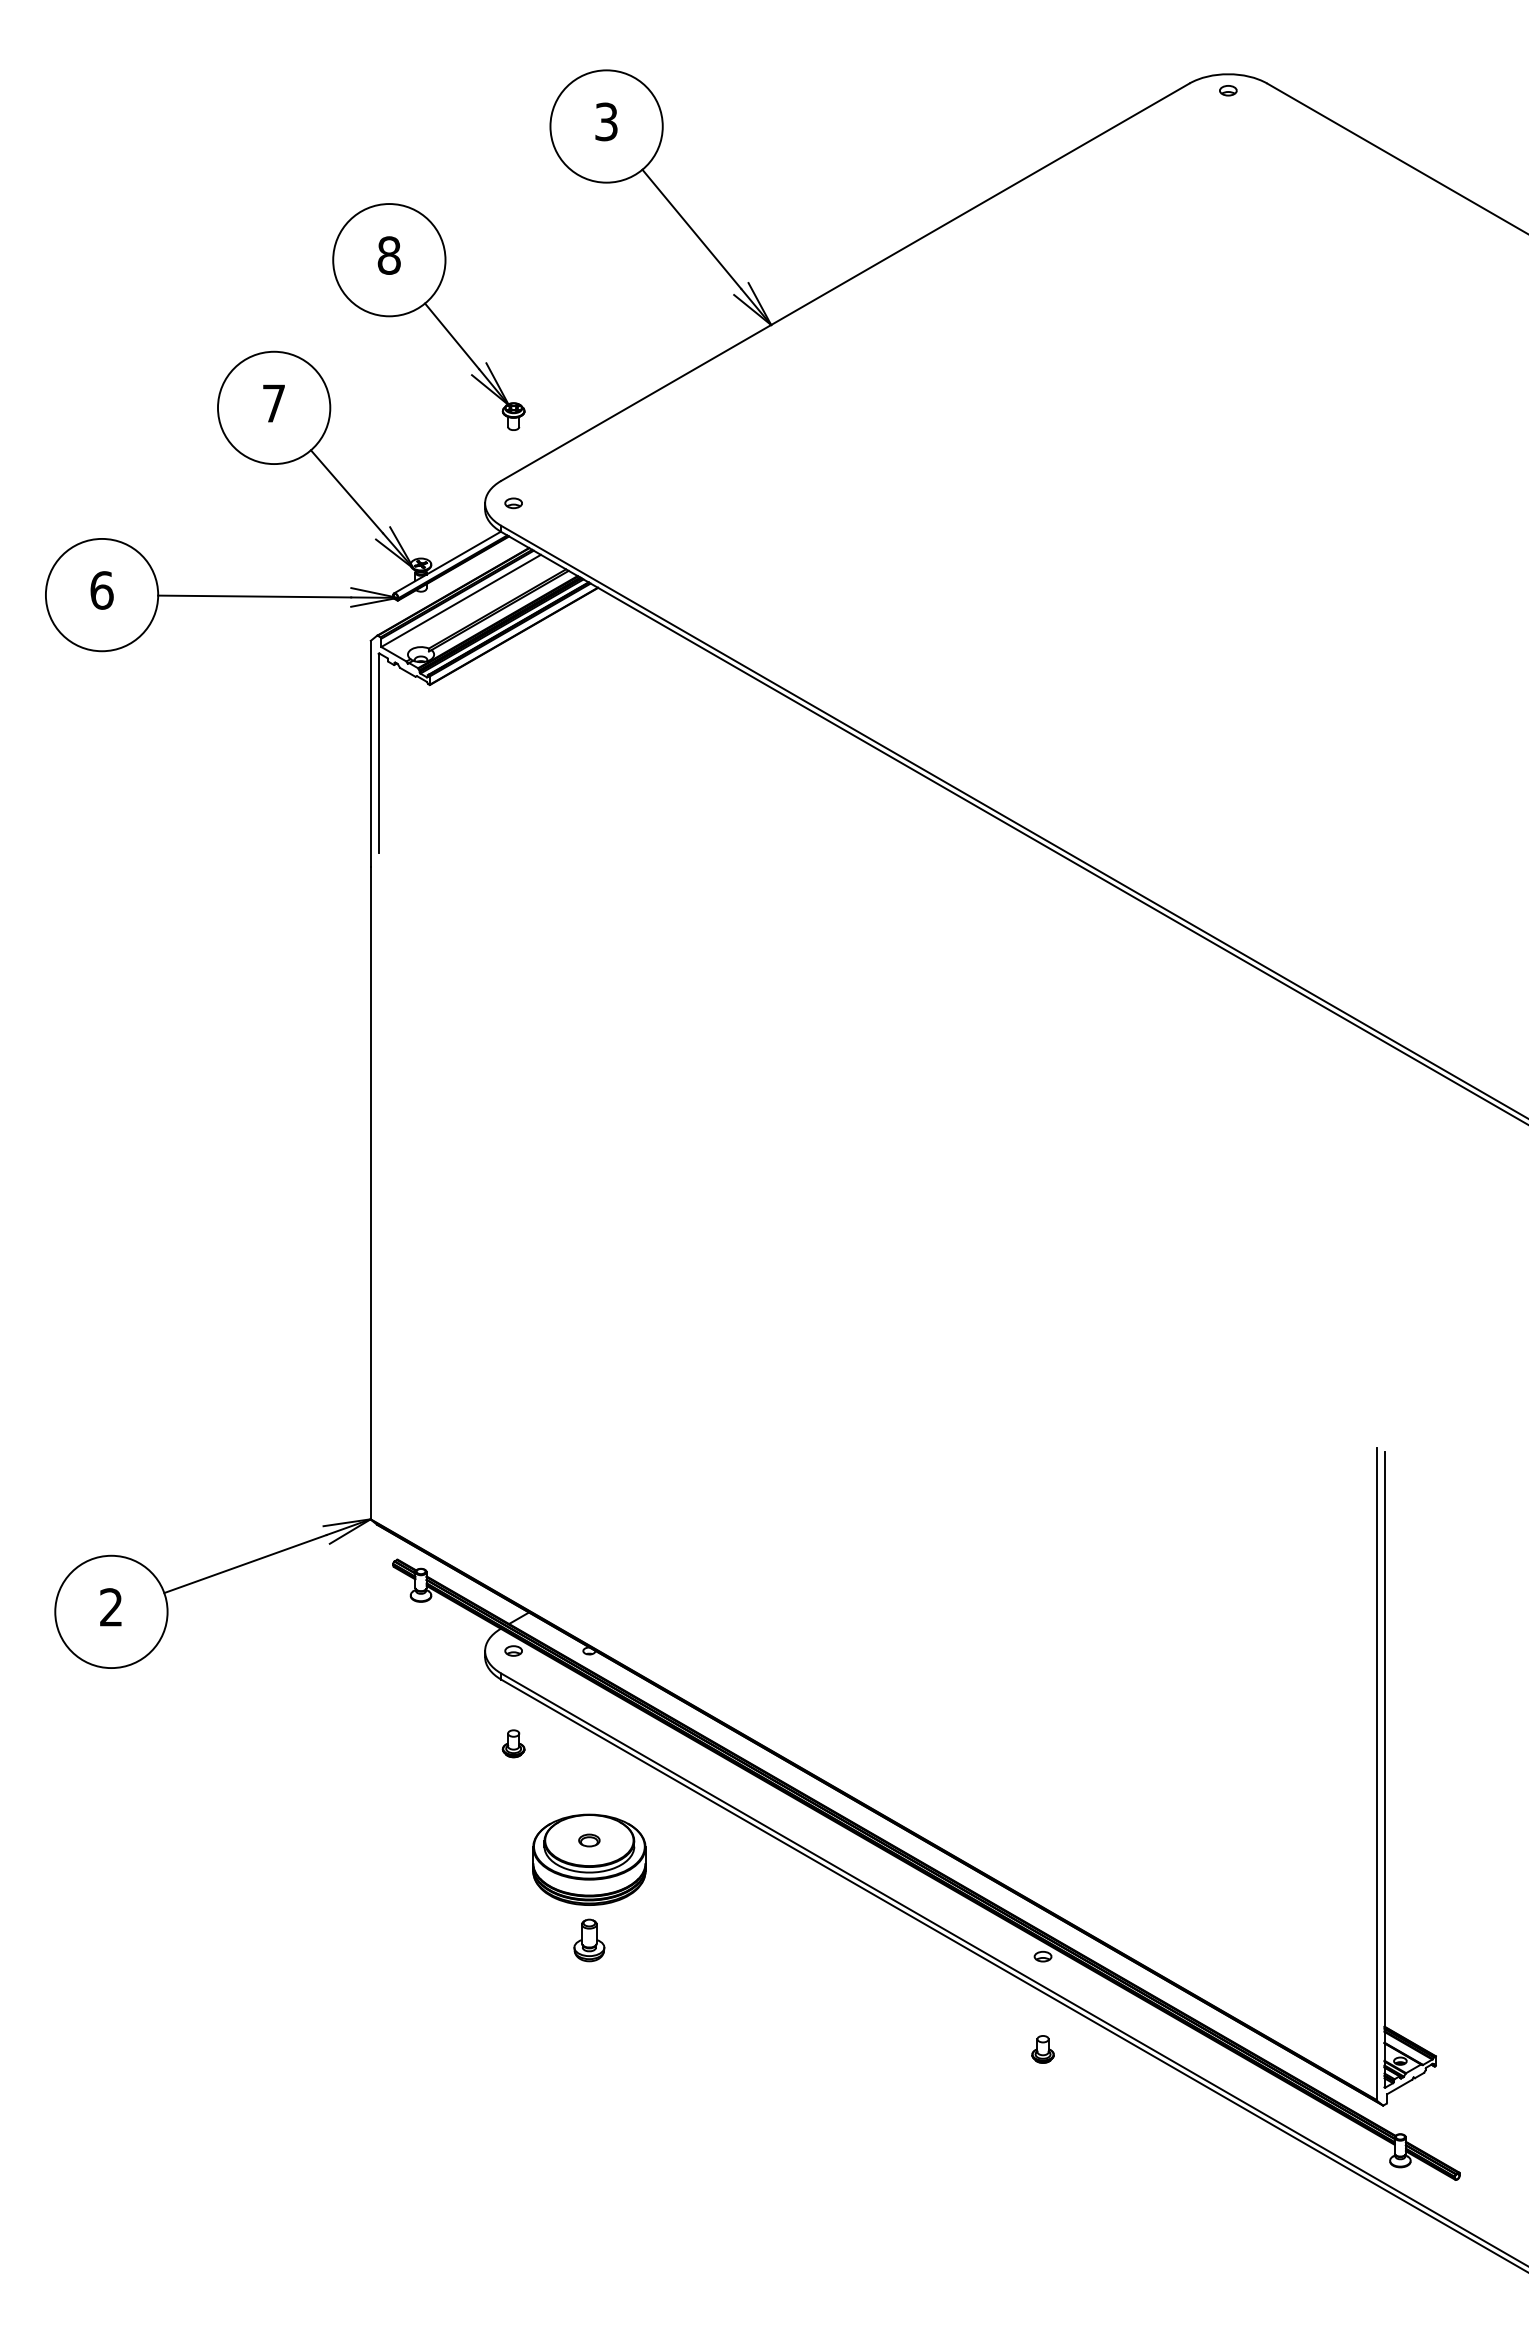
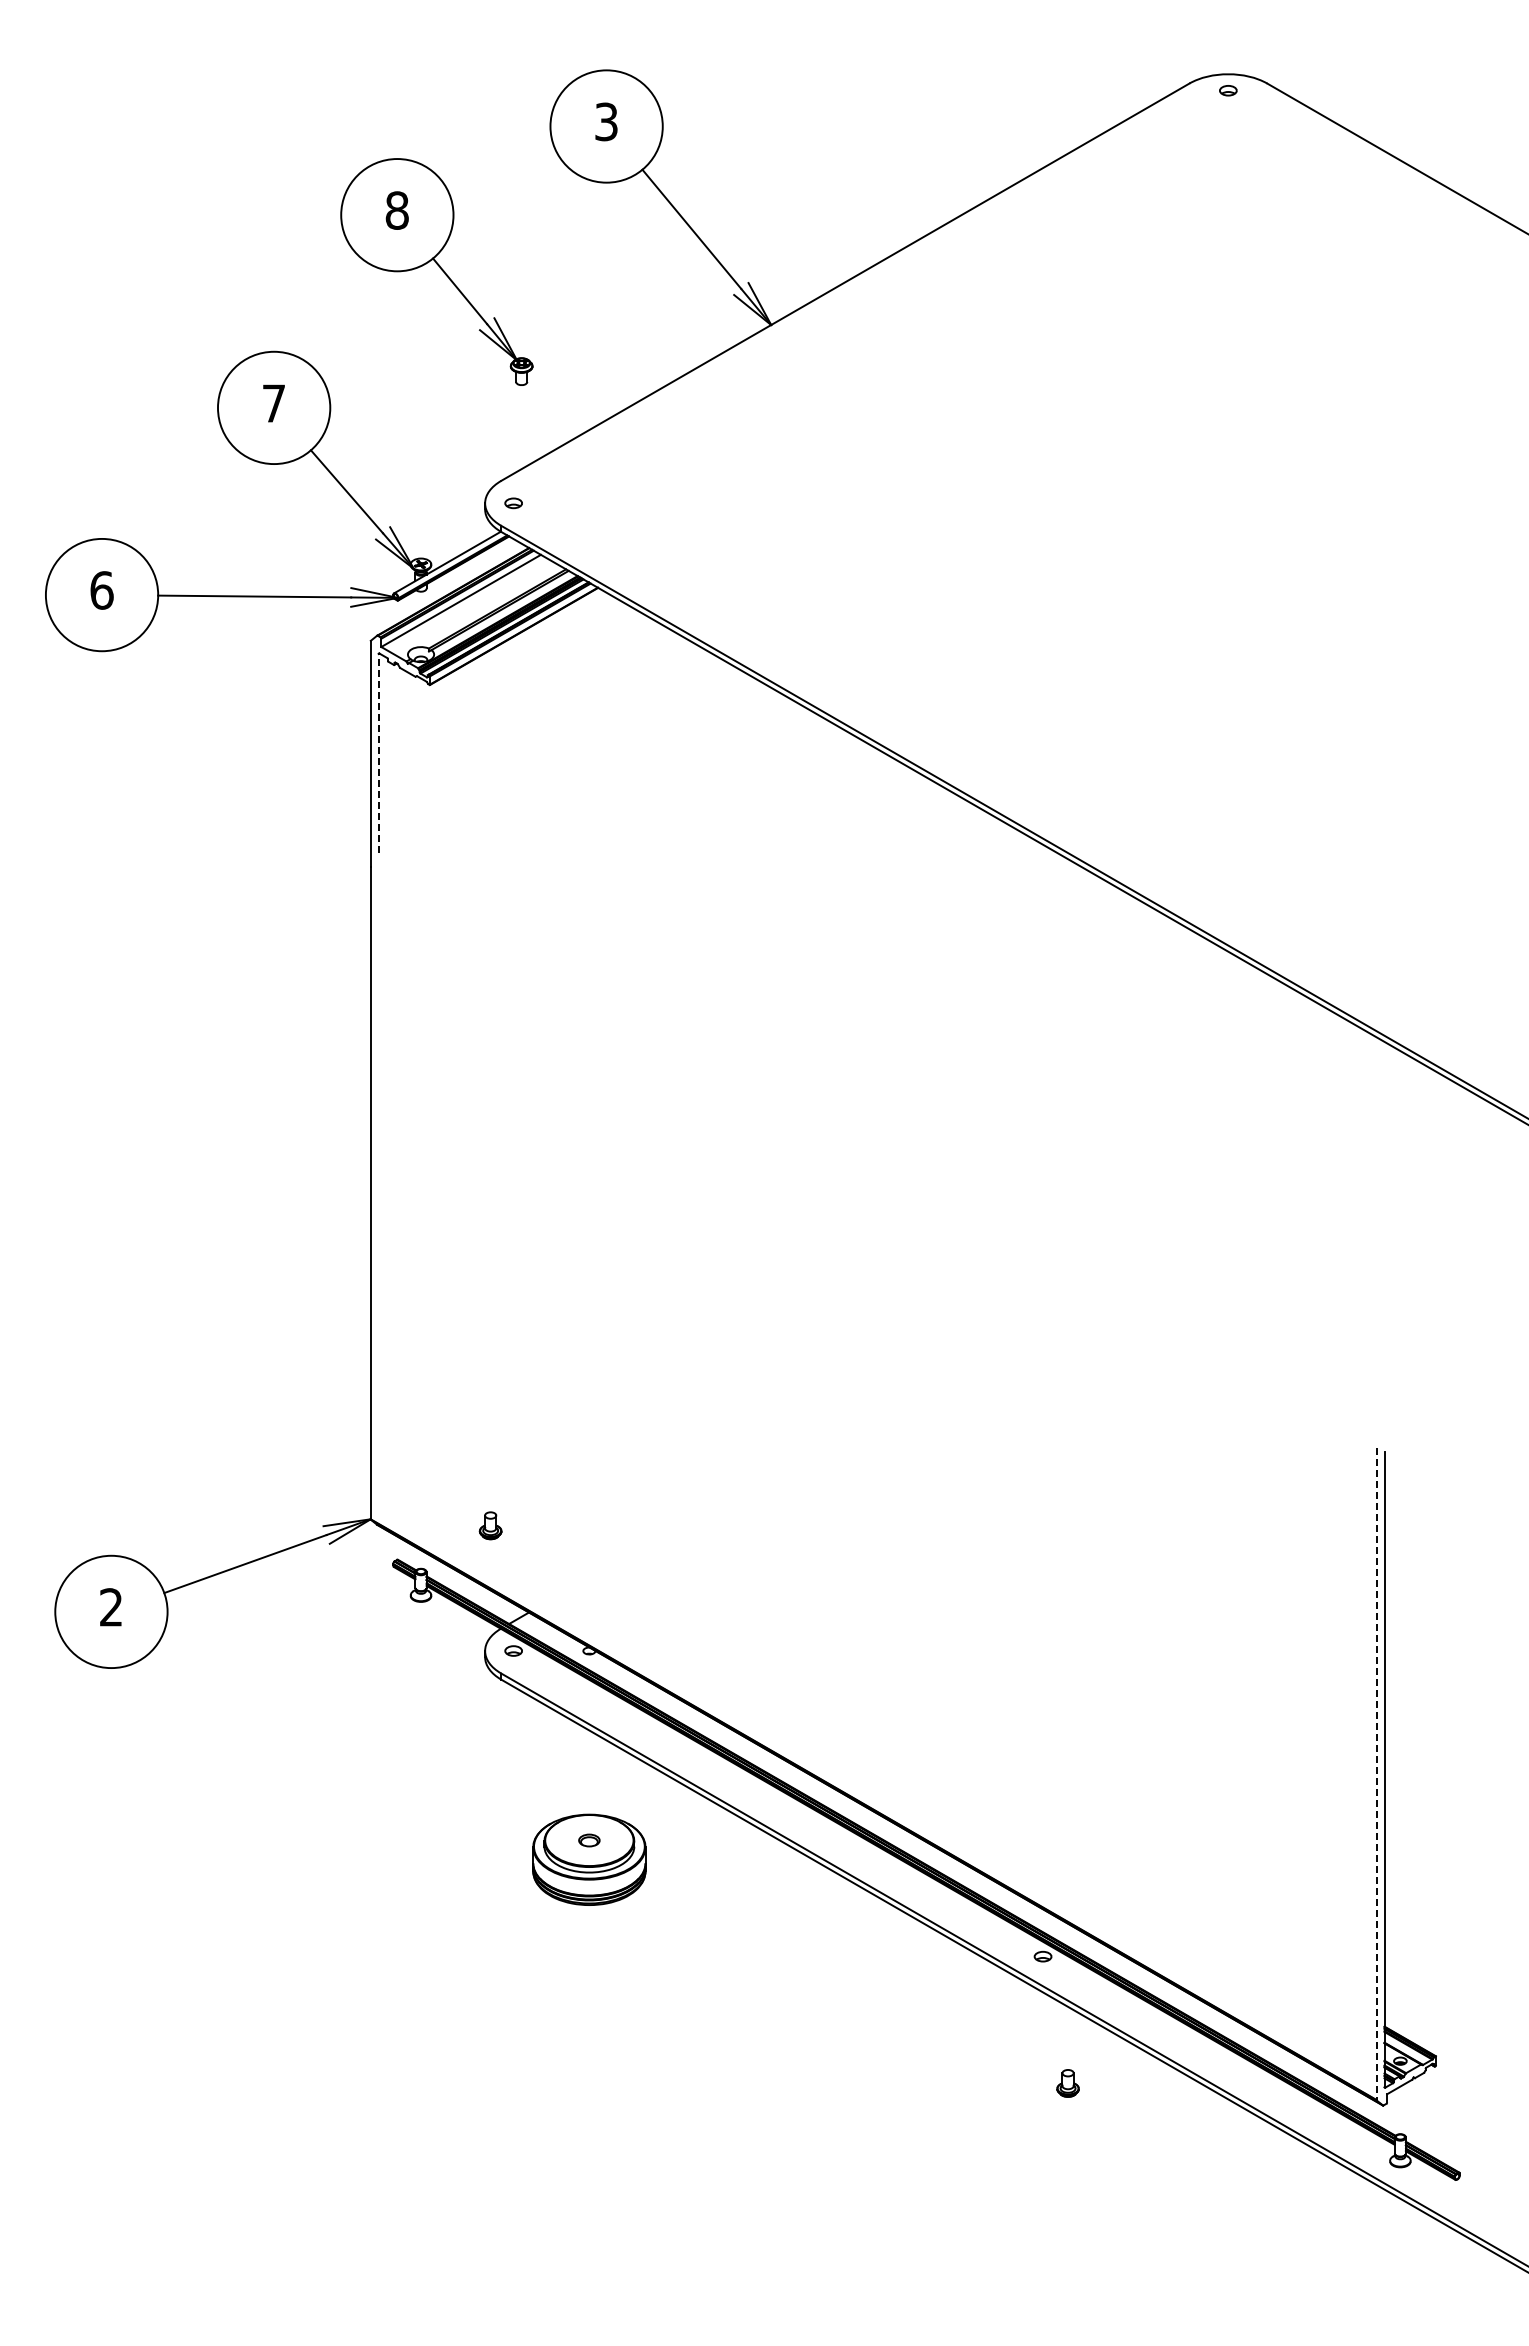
part position: (428, 316) -> (436, 271) (436, 271)
line: solid -> dashed (378, 753)
part position: (513, 1743) -> (490, 1525) (490, 1525)
line: solid -> dashed (1376, 1774)
part: present -> none (589, 1940)
part position: (1042, 2049) -> (1067, 2083) (1067, 2083)
